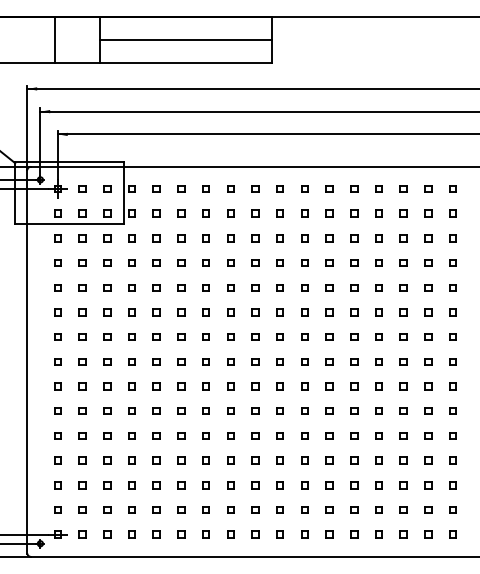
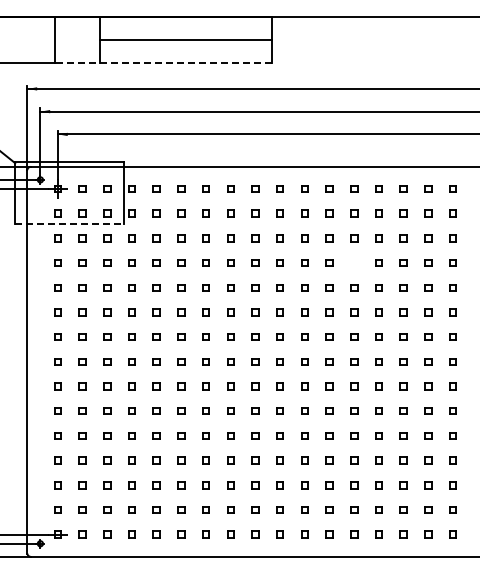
line: solid -> dashed (163, 62)
line: solid -> dashed (70, 224)
part: present -> none (354, 262)
